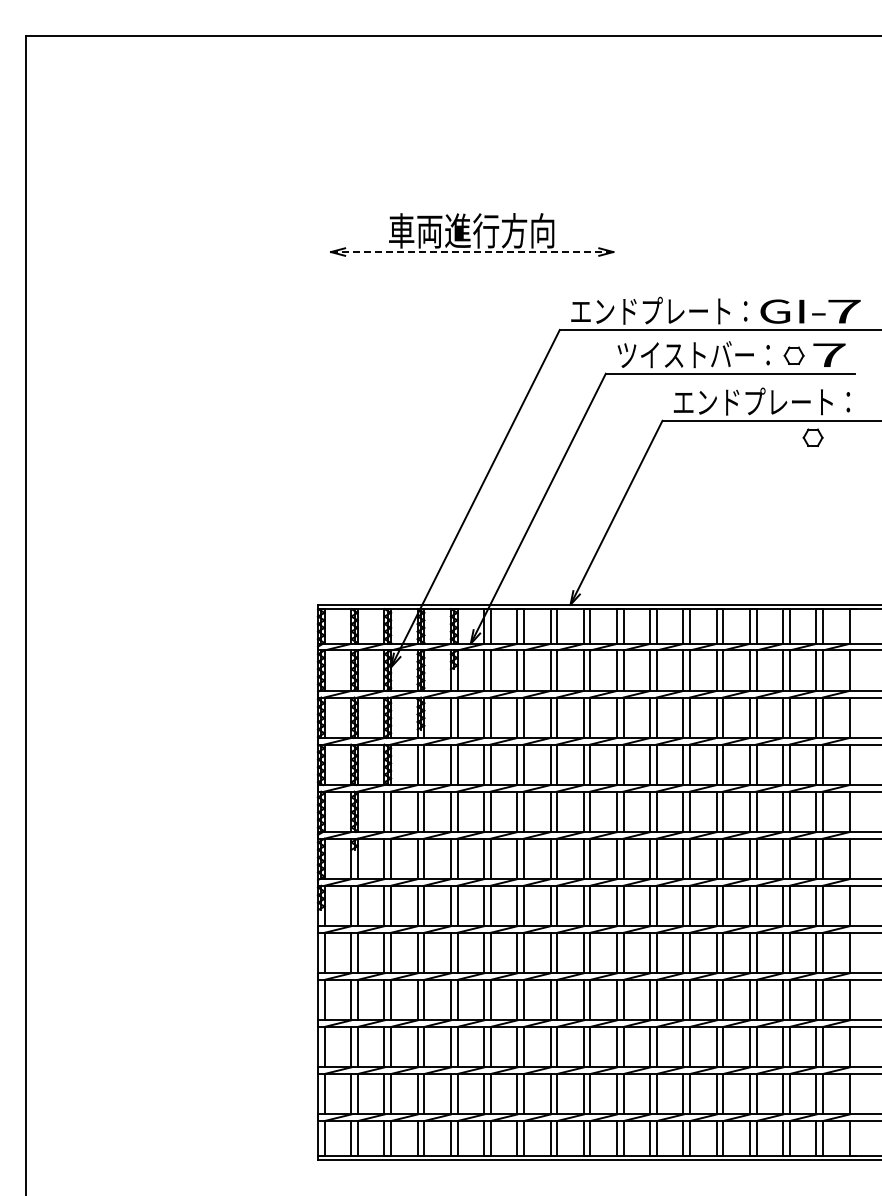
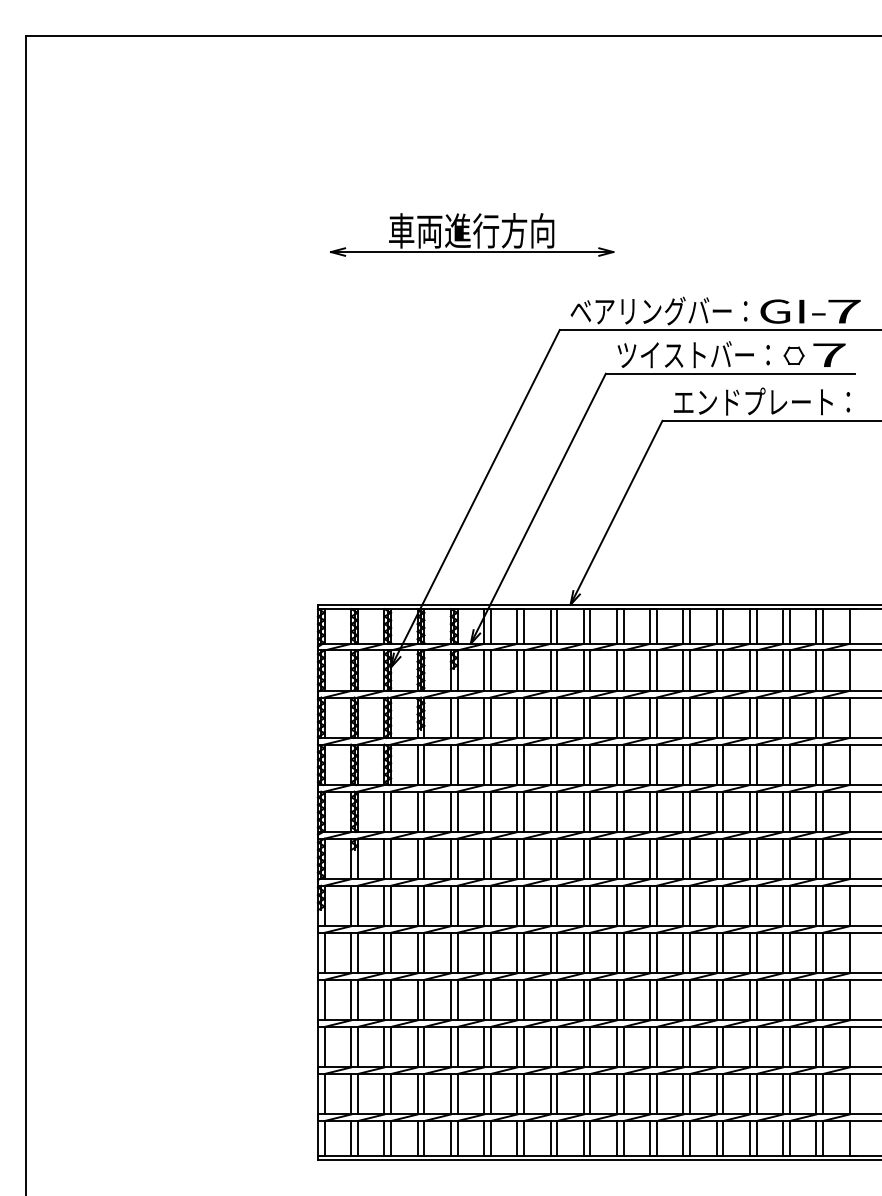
line: dashed -> solid (472, 252)
text: エンドプレート： -> ベアリングバー： (650, 310)
part: present -> none (812, 437)
